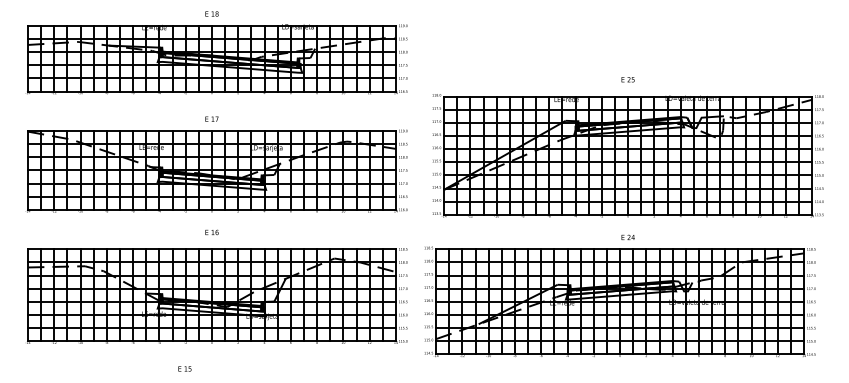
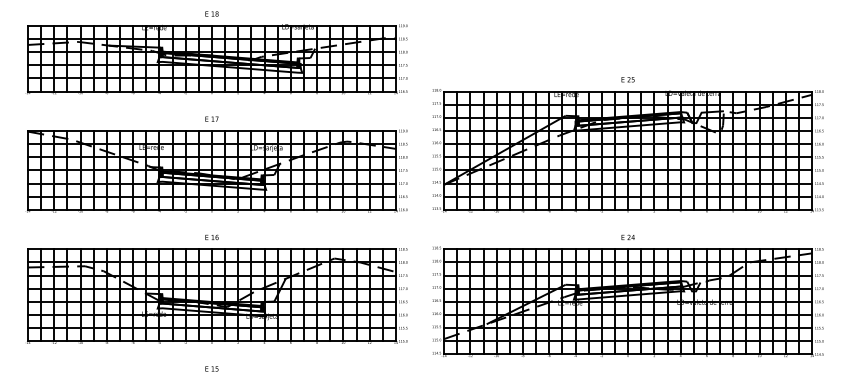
part position: (627, 155) -> (627, 150) (627, 150)
text position: (211, 232) -> (211, 237) (211, 237)
part position: (619, 301) -> (627, 301) (627, 301)
text position: (184, 368) -> (211, 368) (211, 368)
